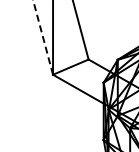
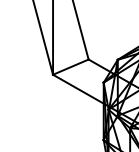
line: dashed -> solid (42, 37)
